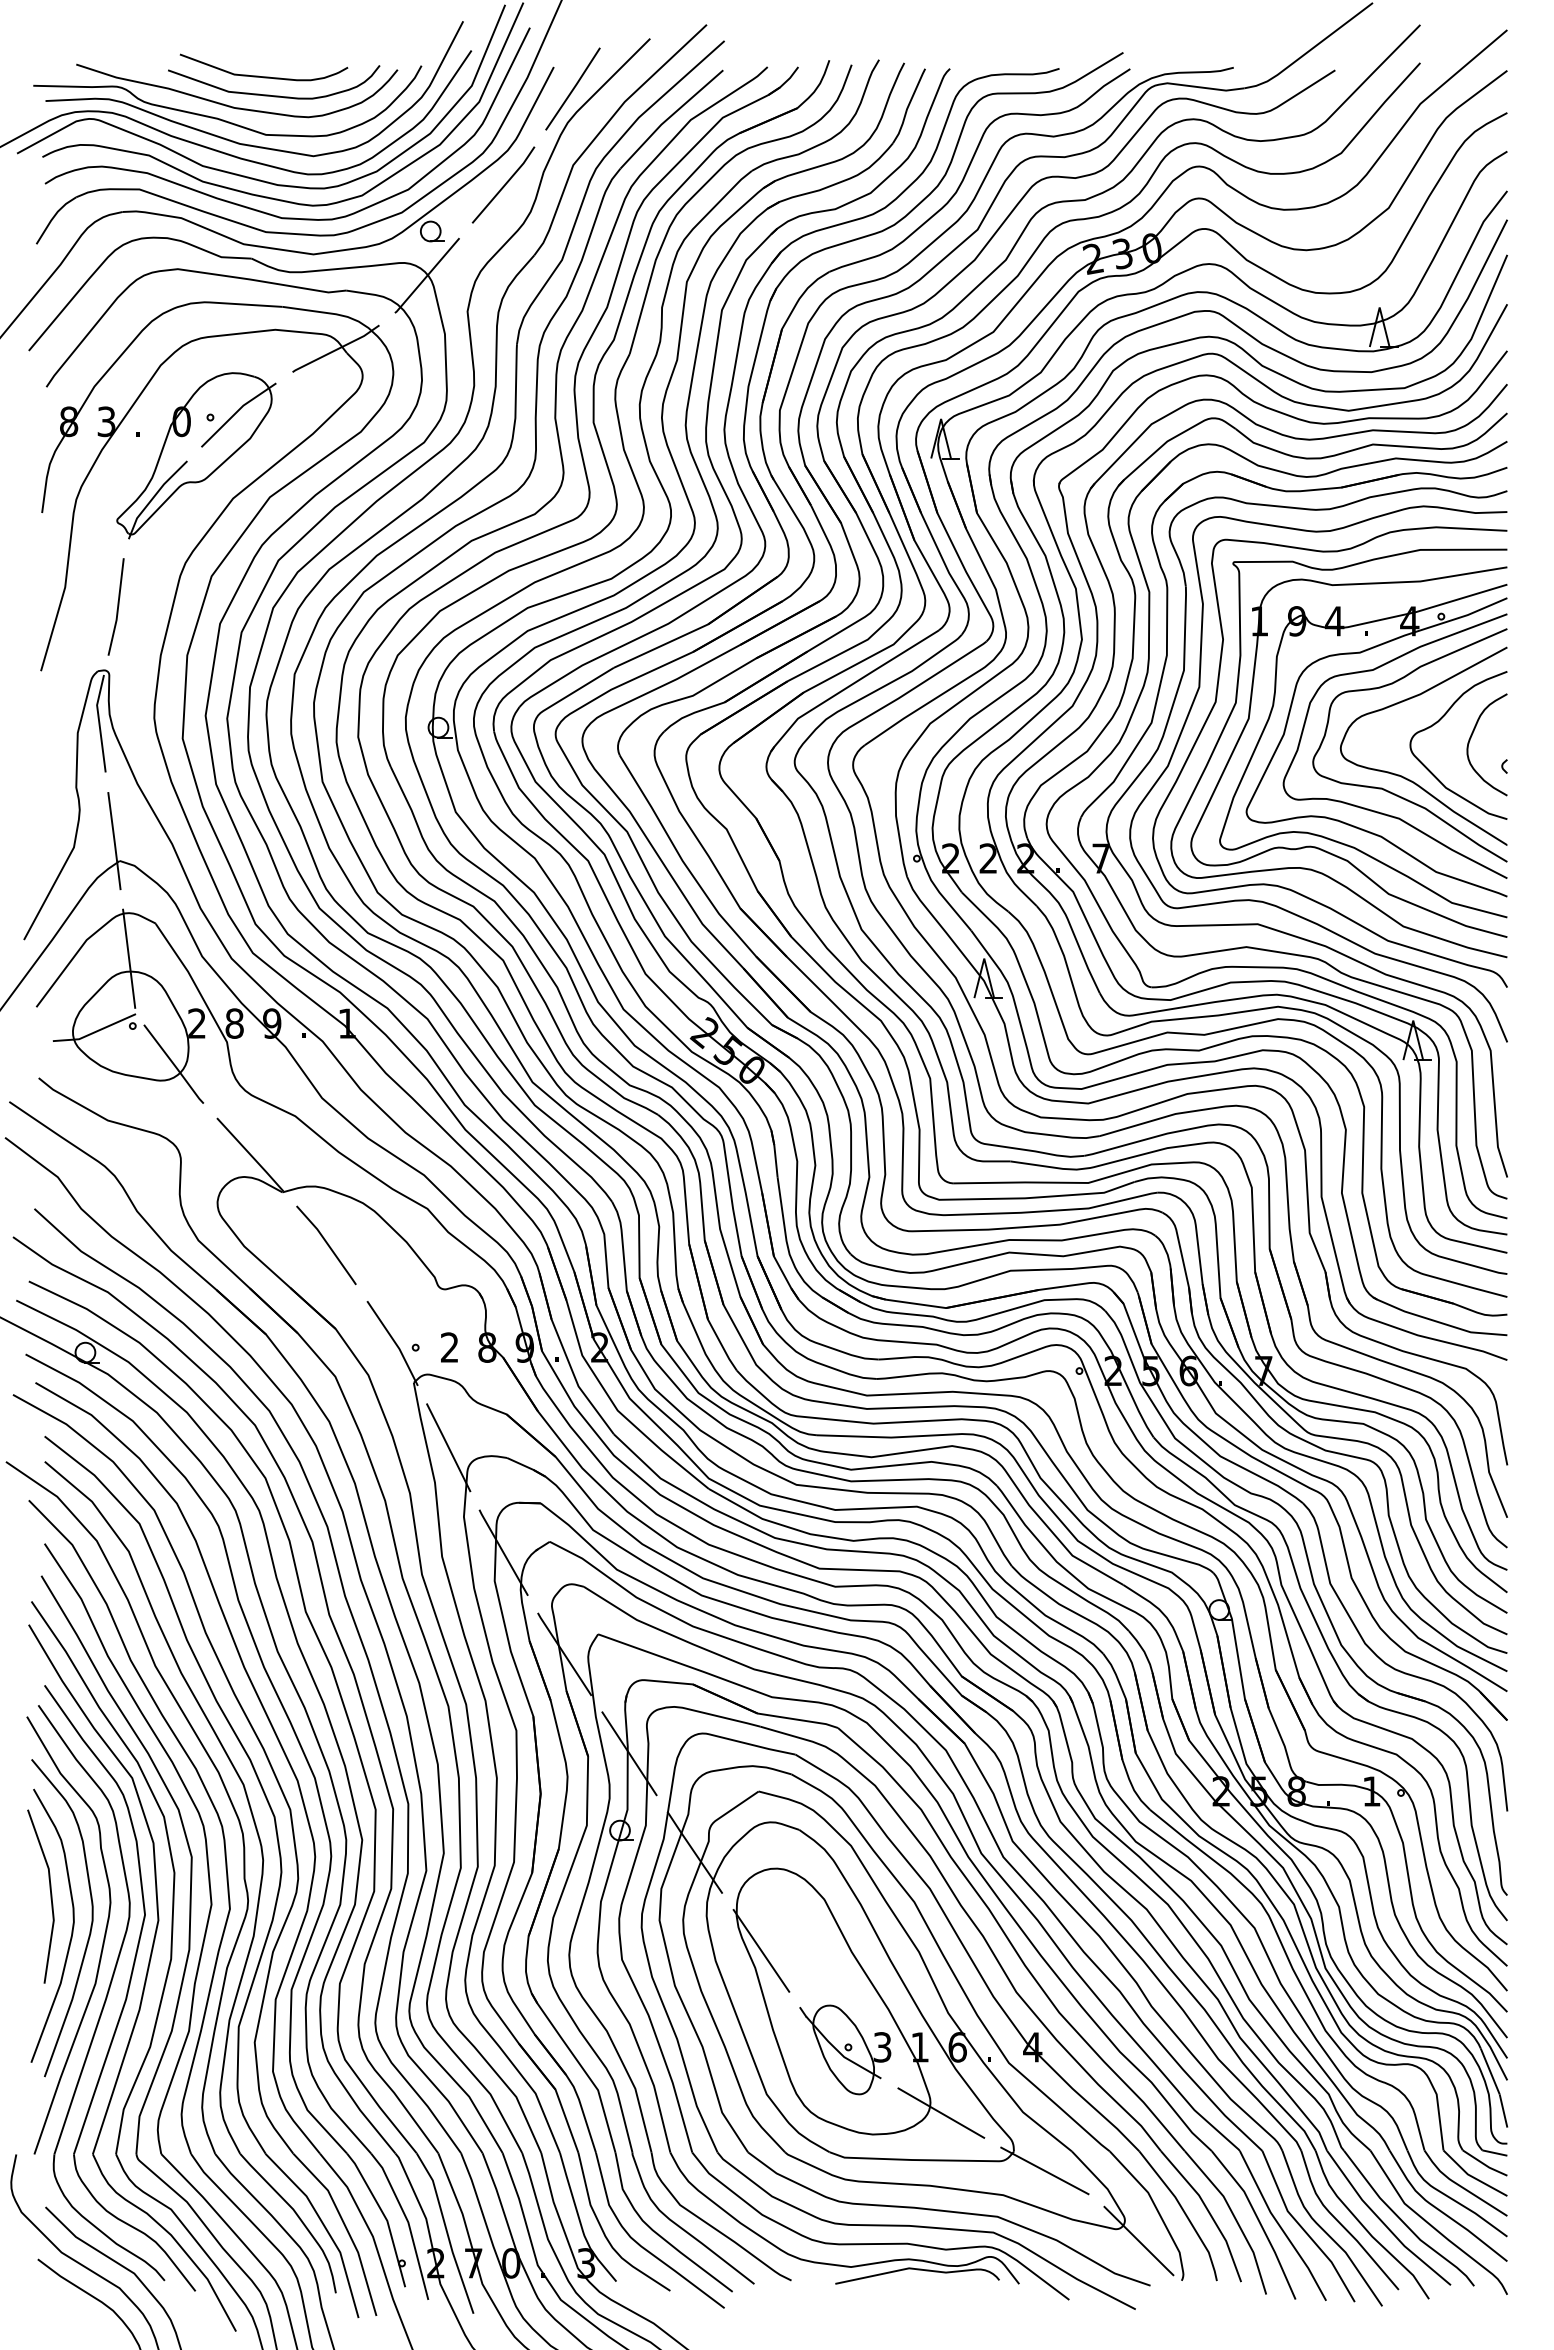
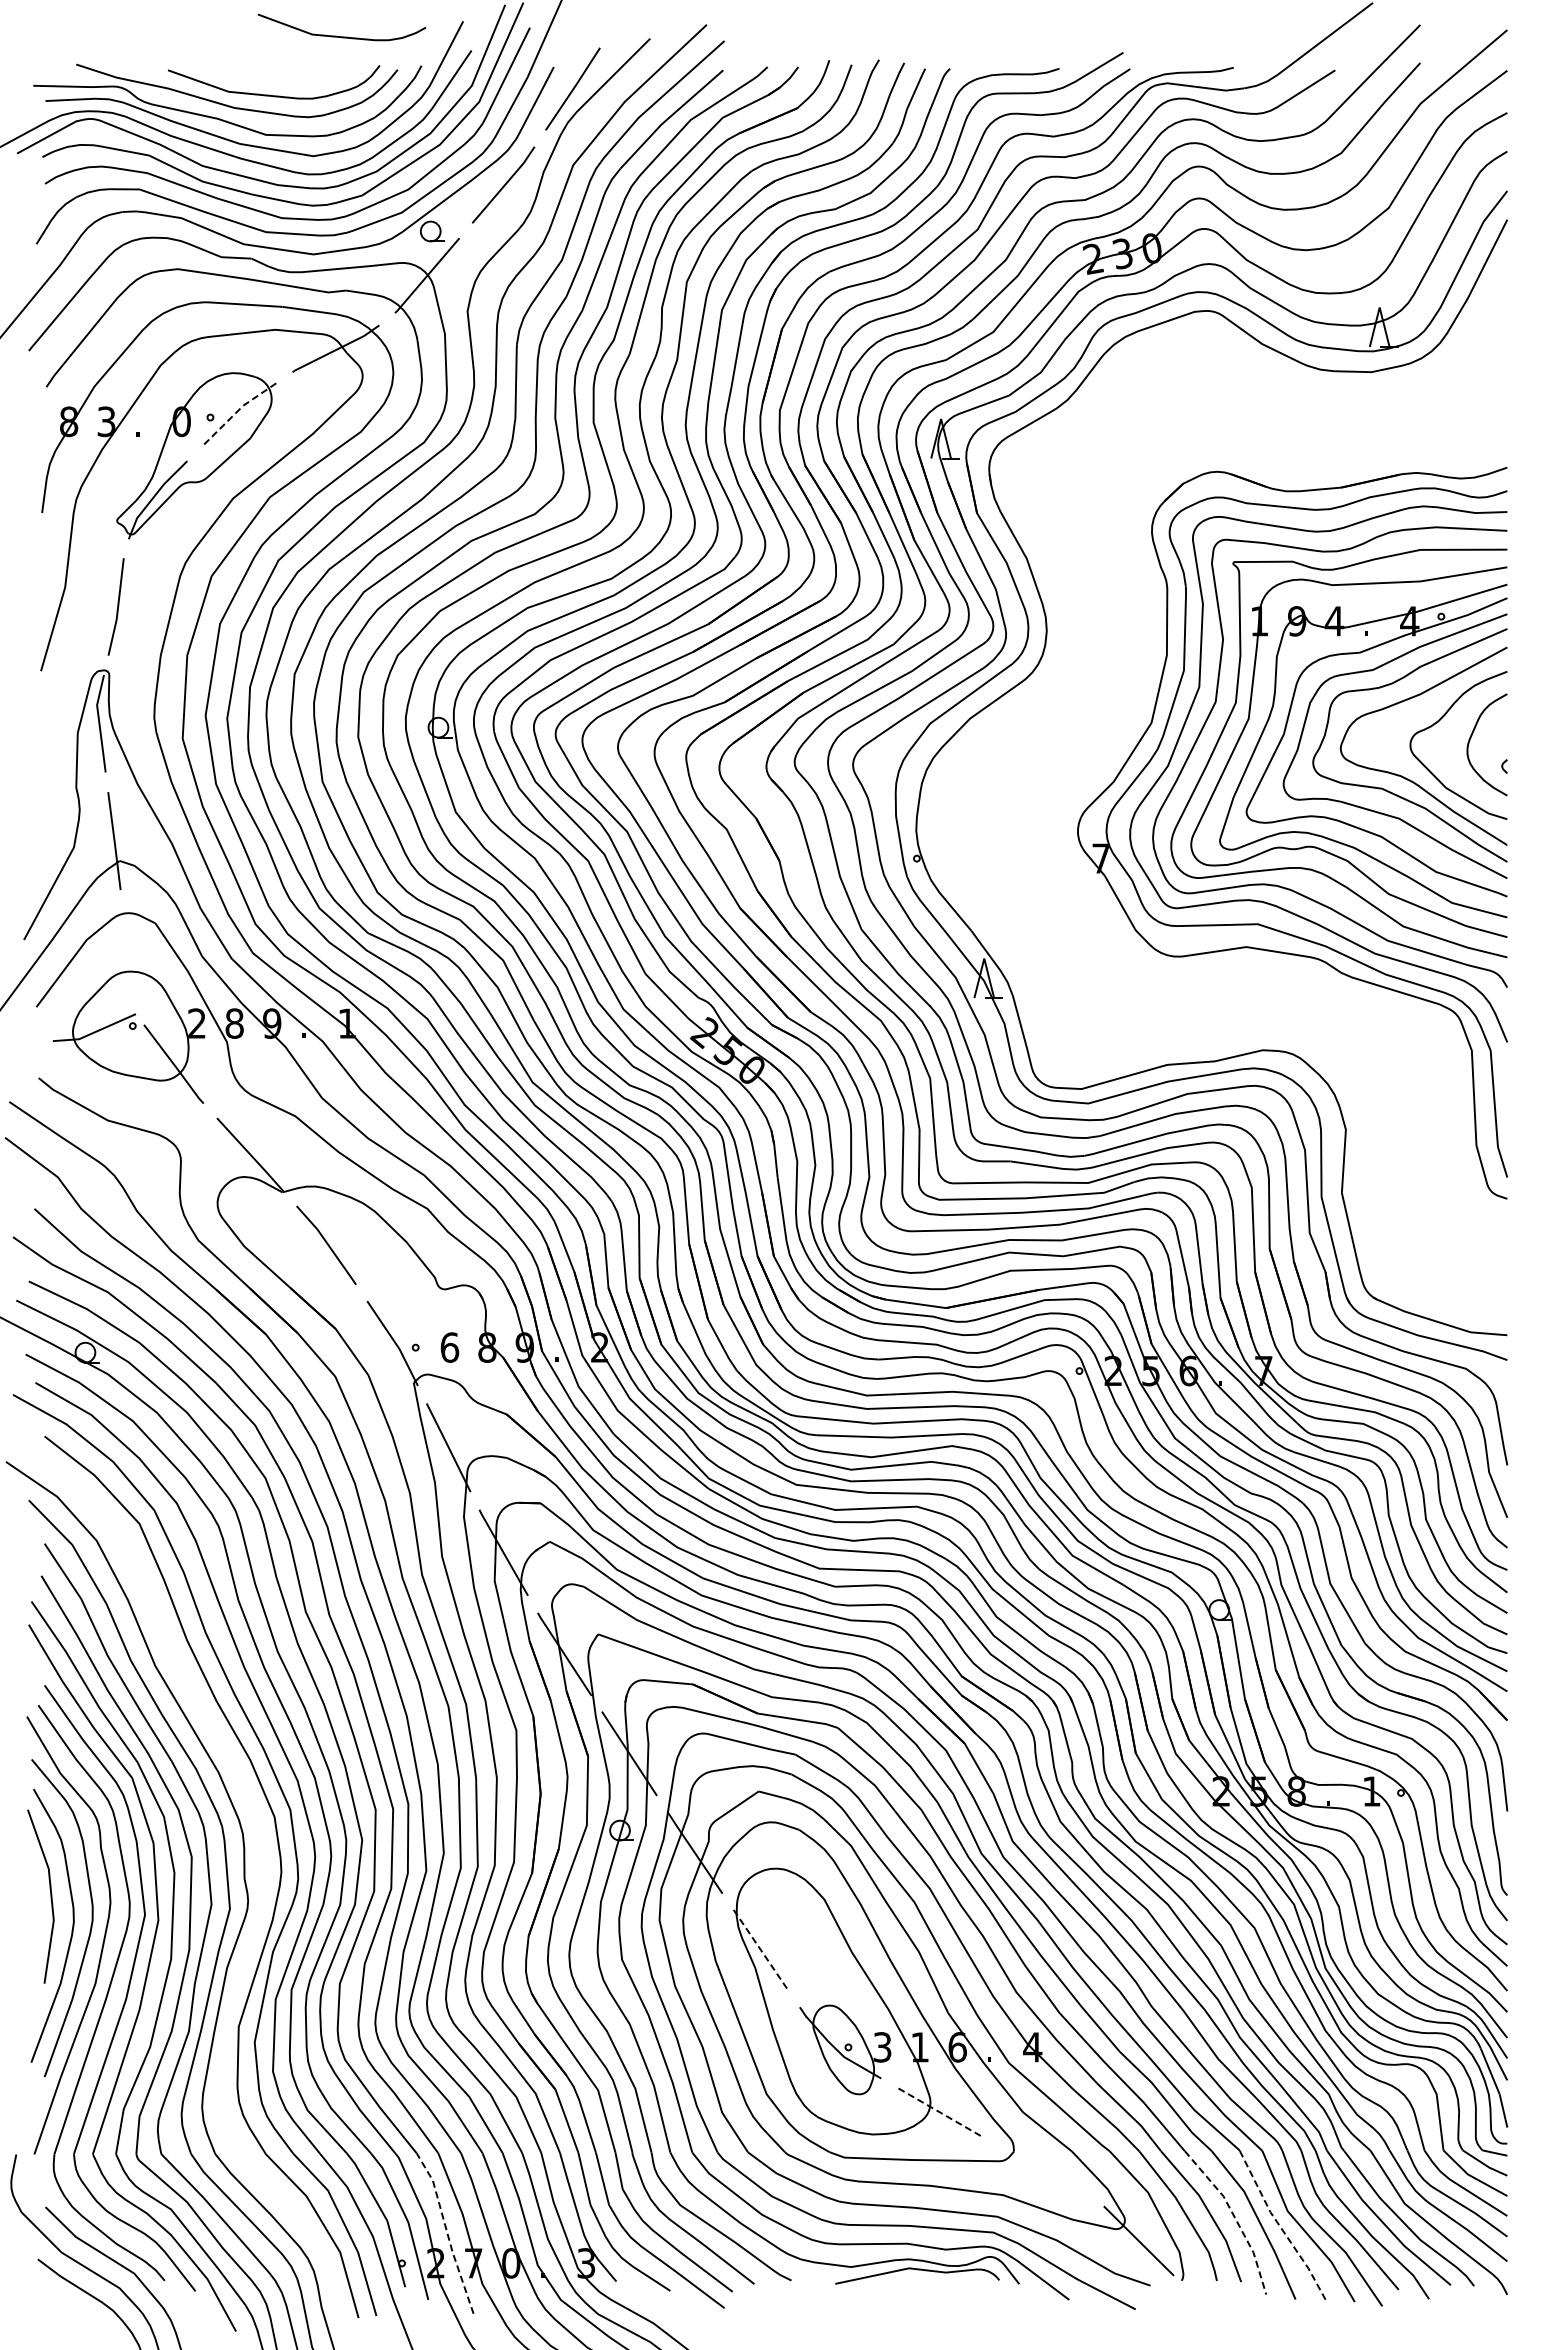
curve position: (259, 75) -> (337, 35) (337, 35)
line: solid -> dashed (236, 412)
part: present -> none (1123, 736)
line: present -> none (129, 958)
text: 2 -> 6 (449, 1347)
part: present -> none (259, 1886)
line: solid -> dashed (761, 1951)
line: solid -> dashed (941, 2113)
line: present -> none (1044, 2170)
line: solid -> dashed (1234, 2217)
line: solid -> dashed (1281, 2228)
line: solid -> dashed (447, 2232)
